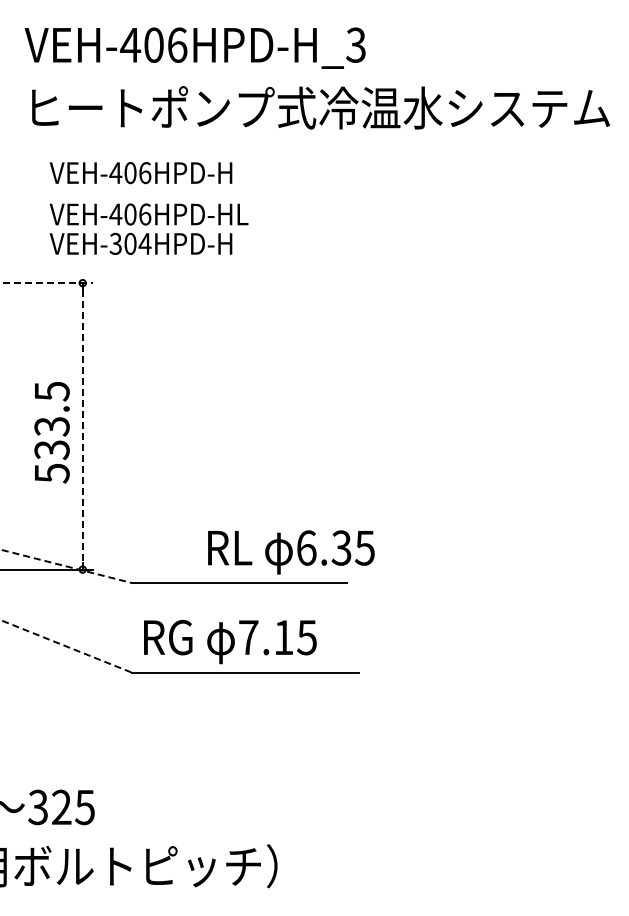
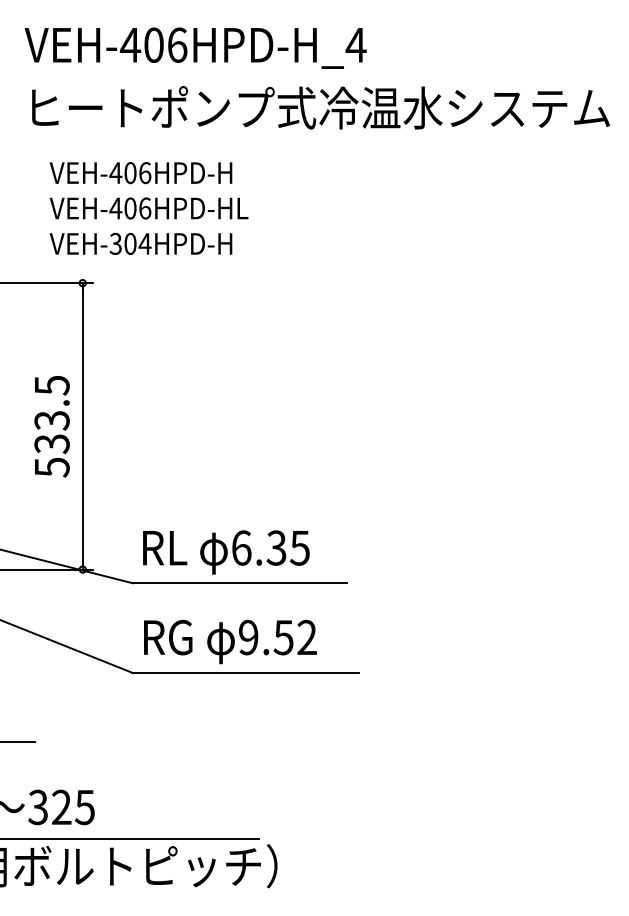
text: VEH-406HPD-H_3 -> VEH-406HPD-H_4 (355, 44)
text position: (148, 214) -> (148, 208) (148, 208)
line: dashed -> solid (47, 283)
line: dashed -> solid (82, 426)
text position: (51, 432) -> (51, 426) (51, 426)
text position: (291, 552) -> (226, 552) (226, 552)
line: dashed -> solid (67, 566)
text: 7.15 -> 9.52 (277, 637)
line: dashed -> solid (65, 646)
line: none -> present (18, 742)
line: none -> present (130, 838)
